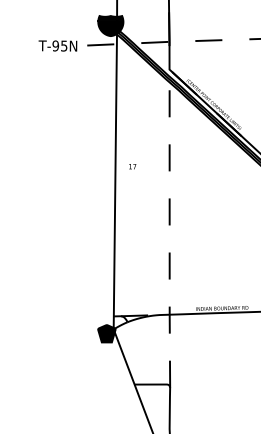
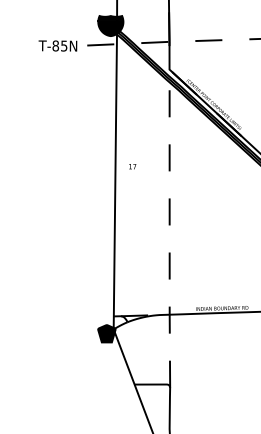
text: T-95N -> T-85N (55, 45)
